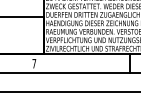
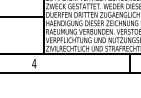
text: 7 -> 4 (34, 63)
line: present -> none (69, 91)
